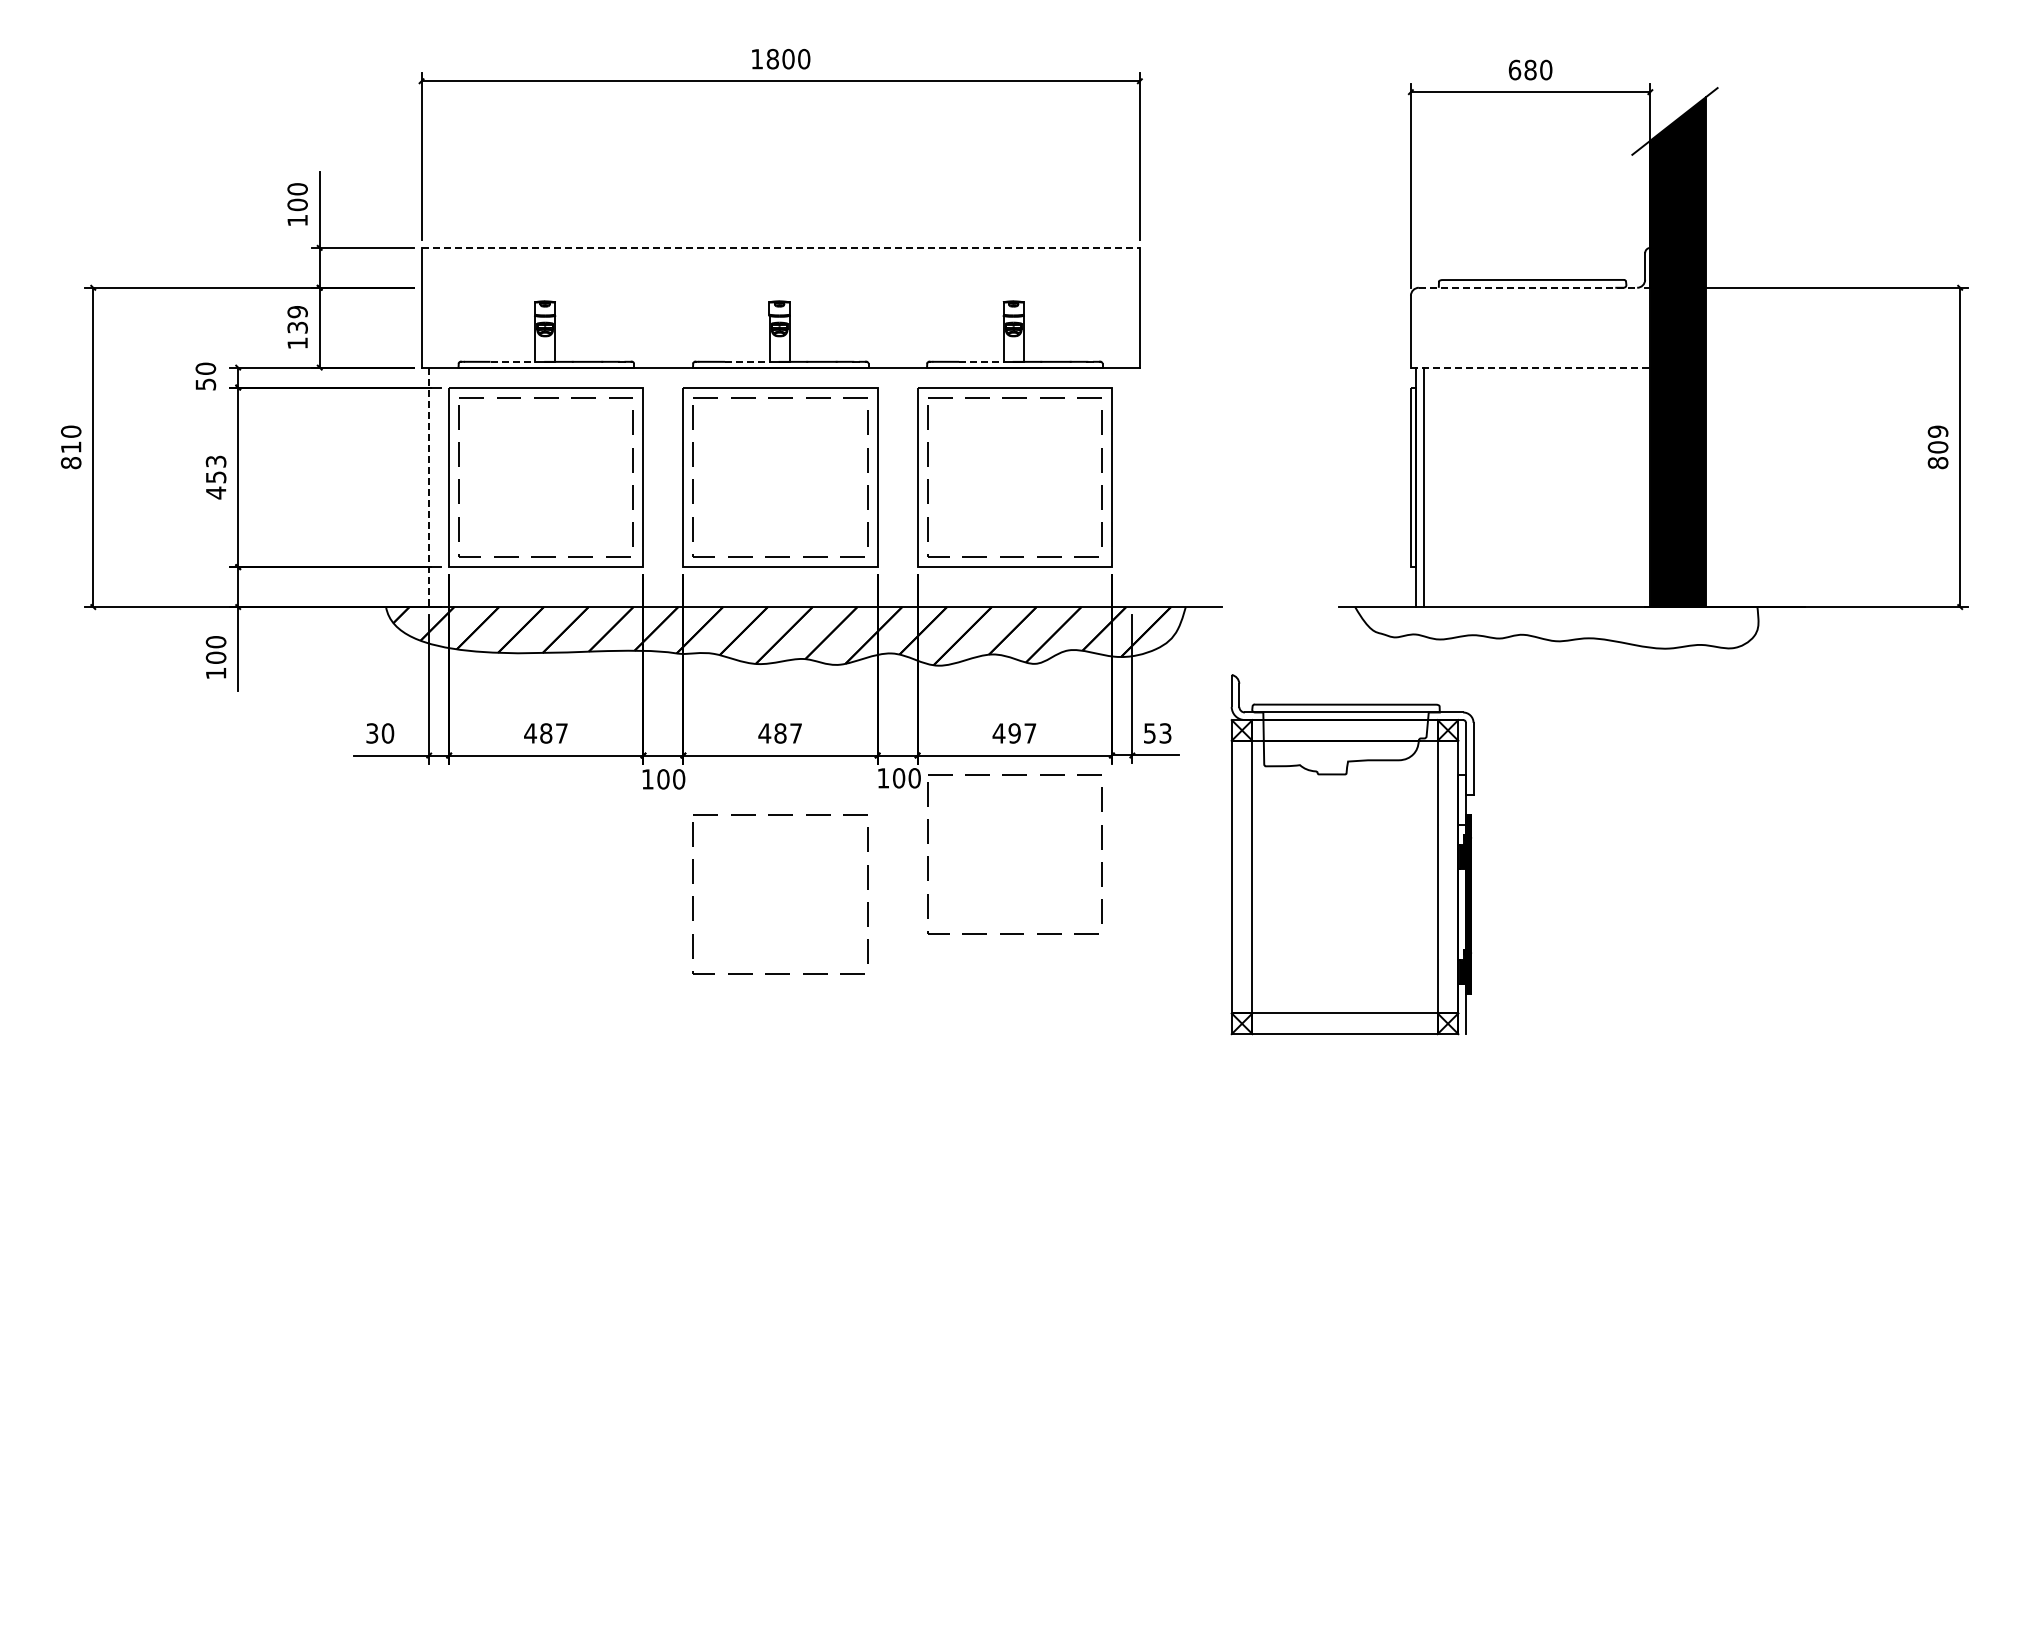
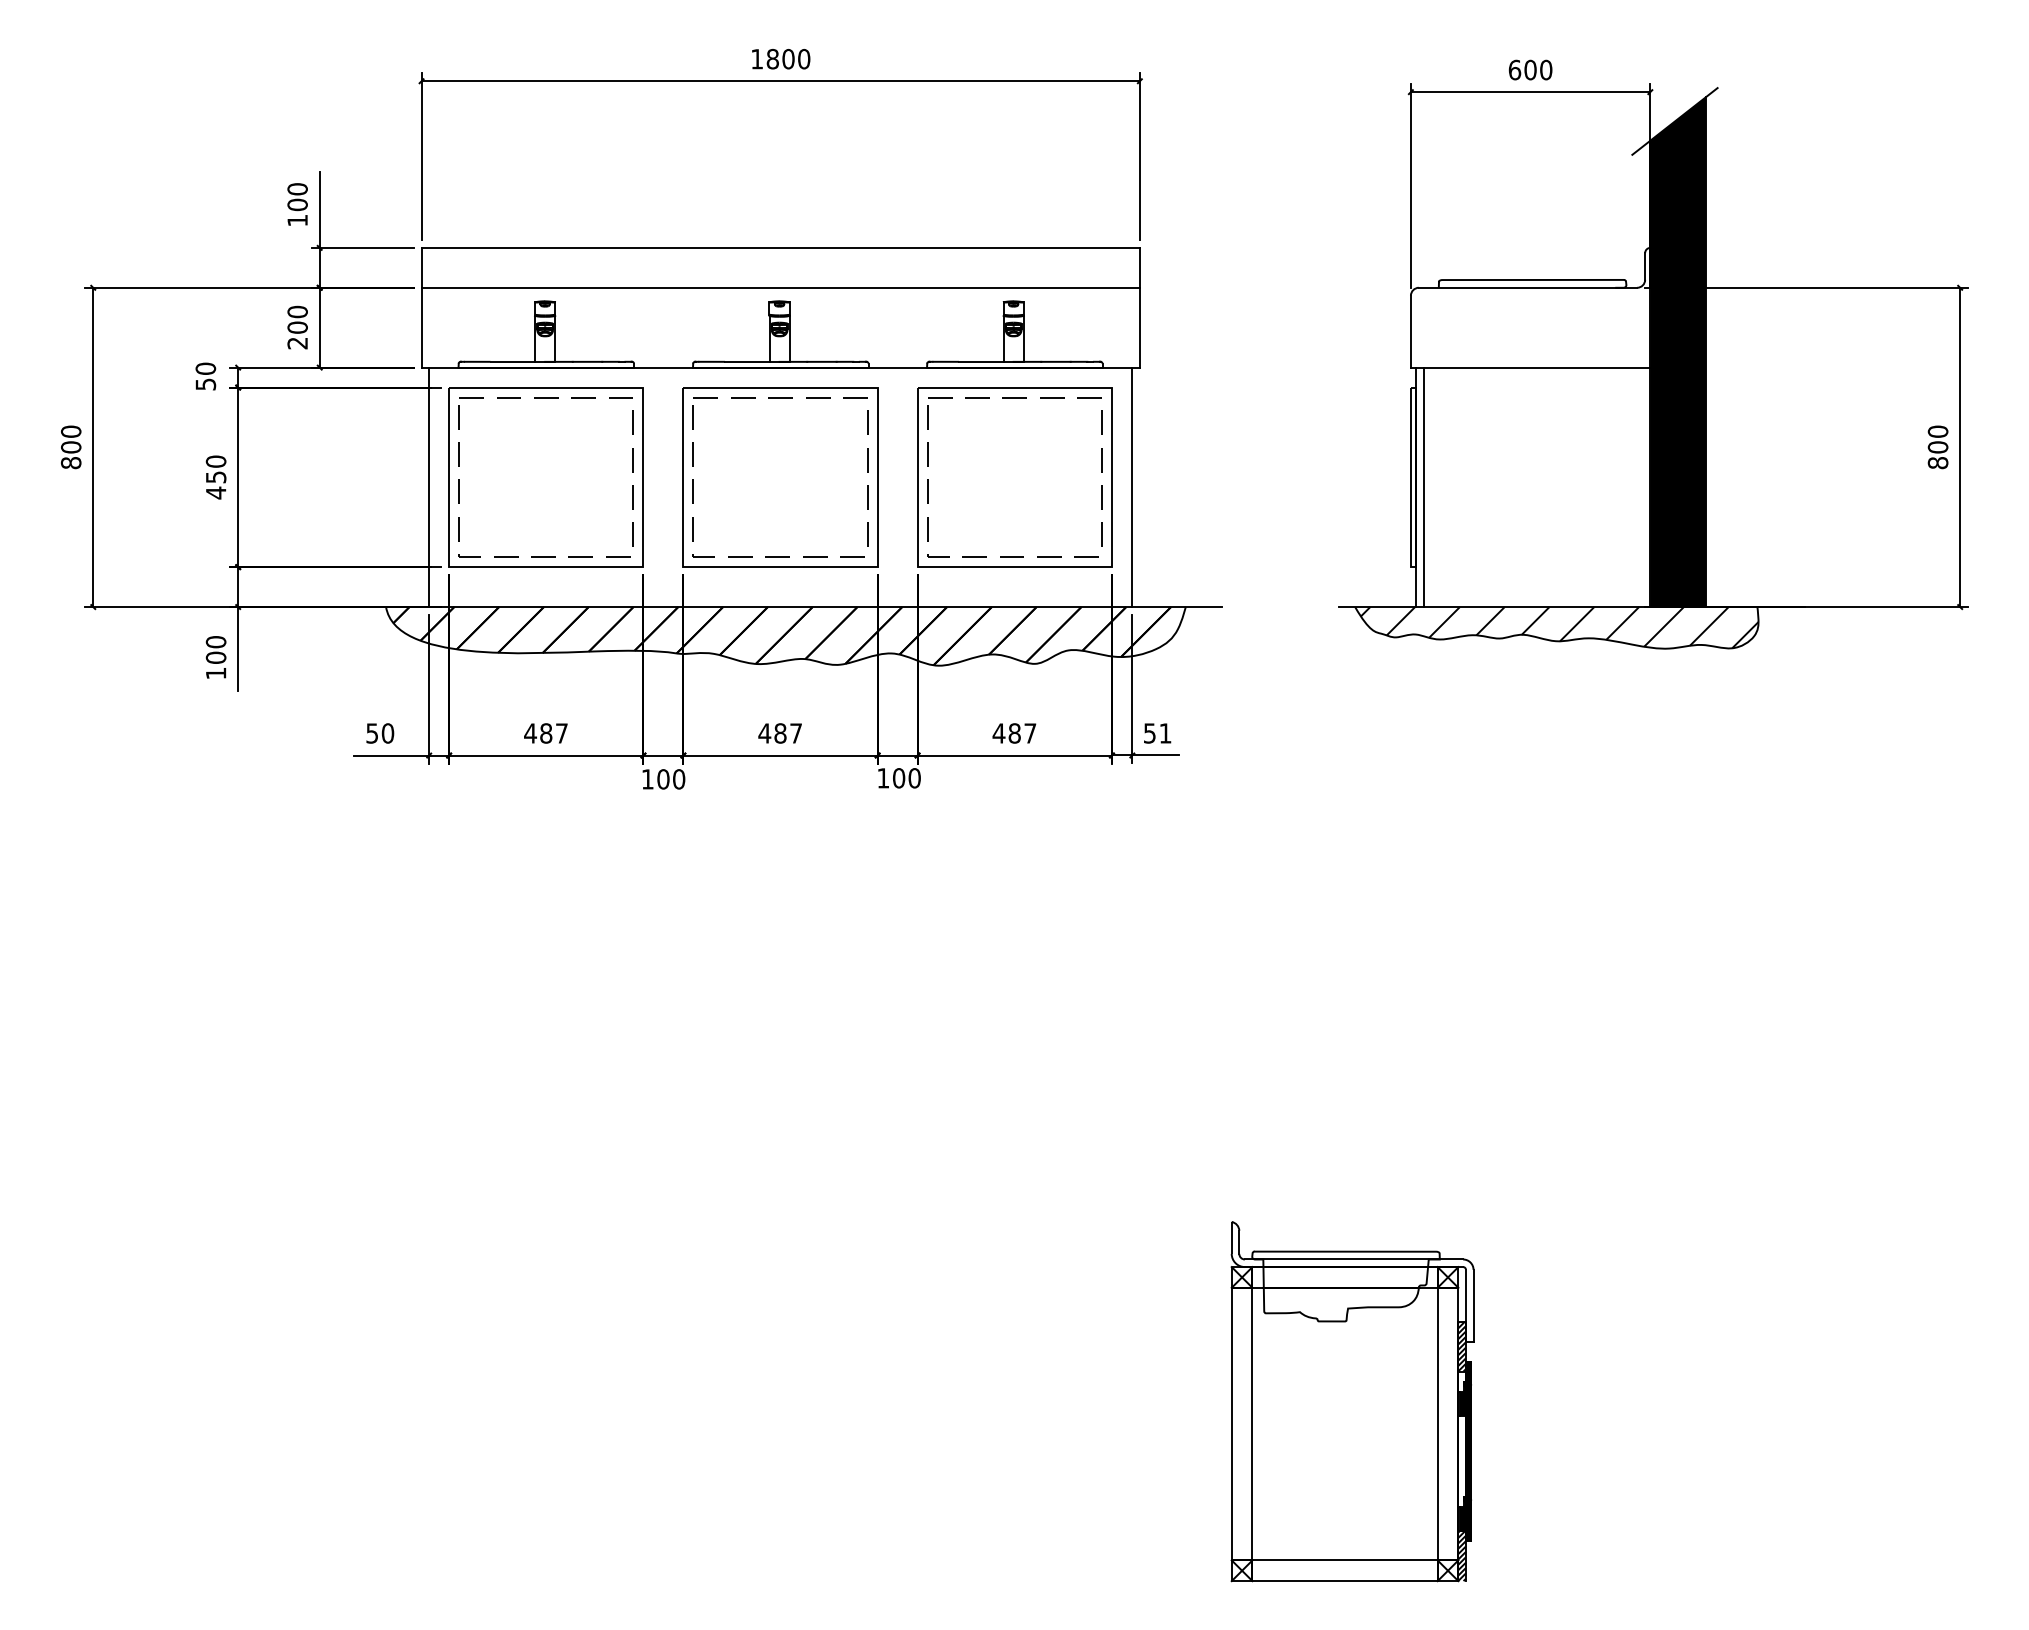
text: 680 -> 600 (1530, 70)
line: dashed -> solid (781, 247)
line: none -> present (780, 287)
line: dashed -> solid (1528, 287)
text: 139 -> 200 (297, 327)
line: dashed -> solid (513, 361)
line: dashed -> solid (747, 361)
line: dashed -> solid (981, 361)
line: dashed -> solid (1530, 367)
text: 809 -> 800 (1938, 431)
text: 810 -> 800 (70, 447)
text: 453 -> 450 (215, 461)
line: dashed -> solid (429, 487)
line: none -> present (1132, 487)
hatch: none -> present (1559, 627)
text: 30 -> 50 (372, 733)
text: 497 -> 487 (1014, 733)
text: 53 -> 51 (1165, 733)
part: present -> none (1014, 775)
part: present -> none (780, 815)
part position: (1352, 854) -> (1352, 1401) (1352, 1401)
